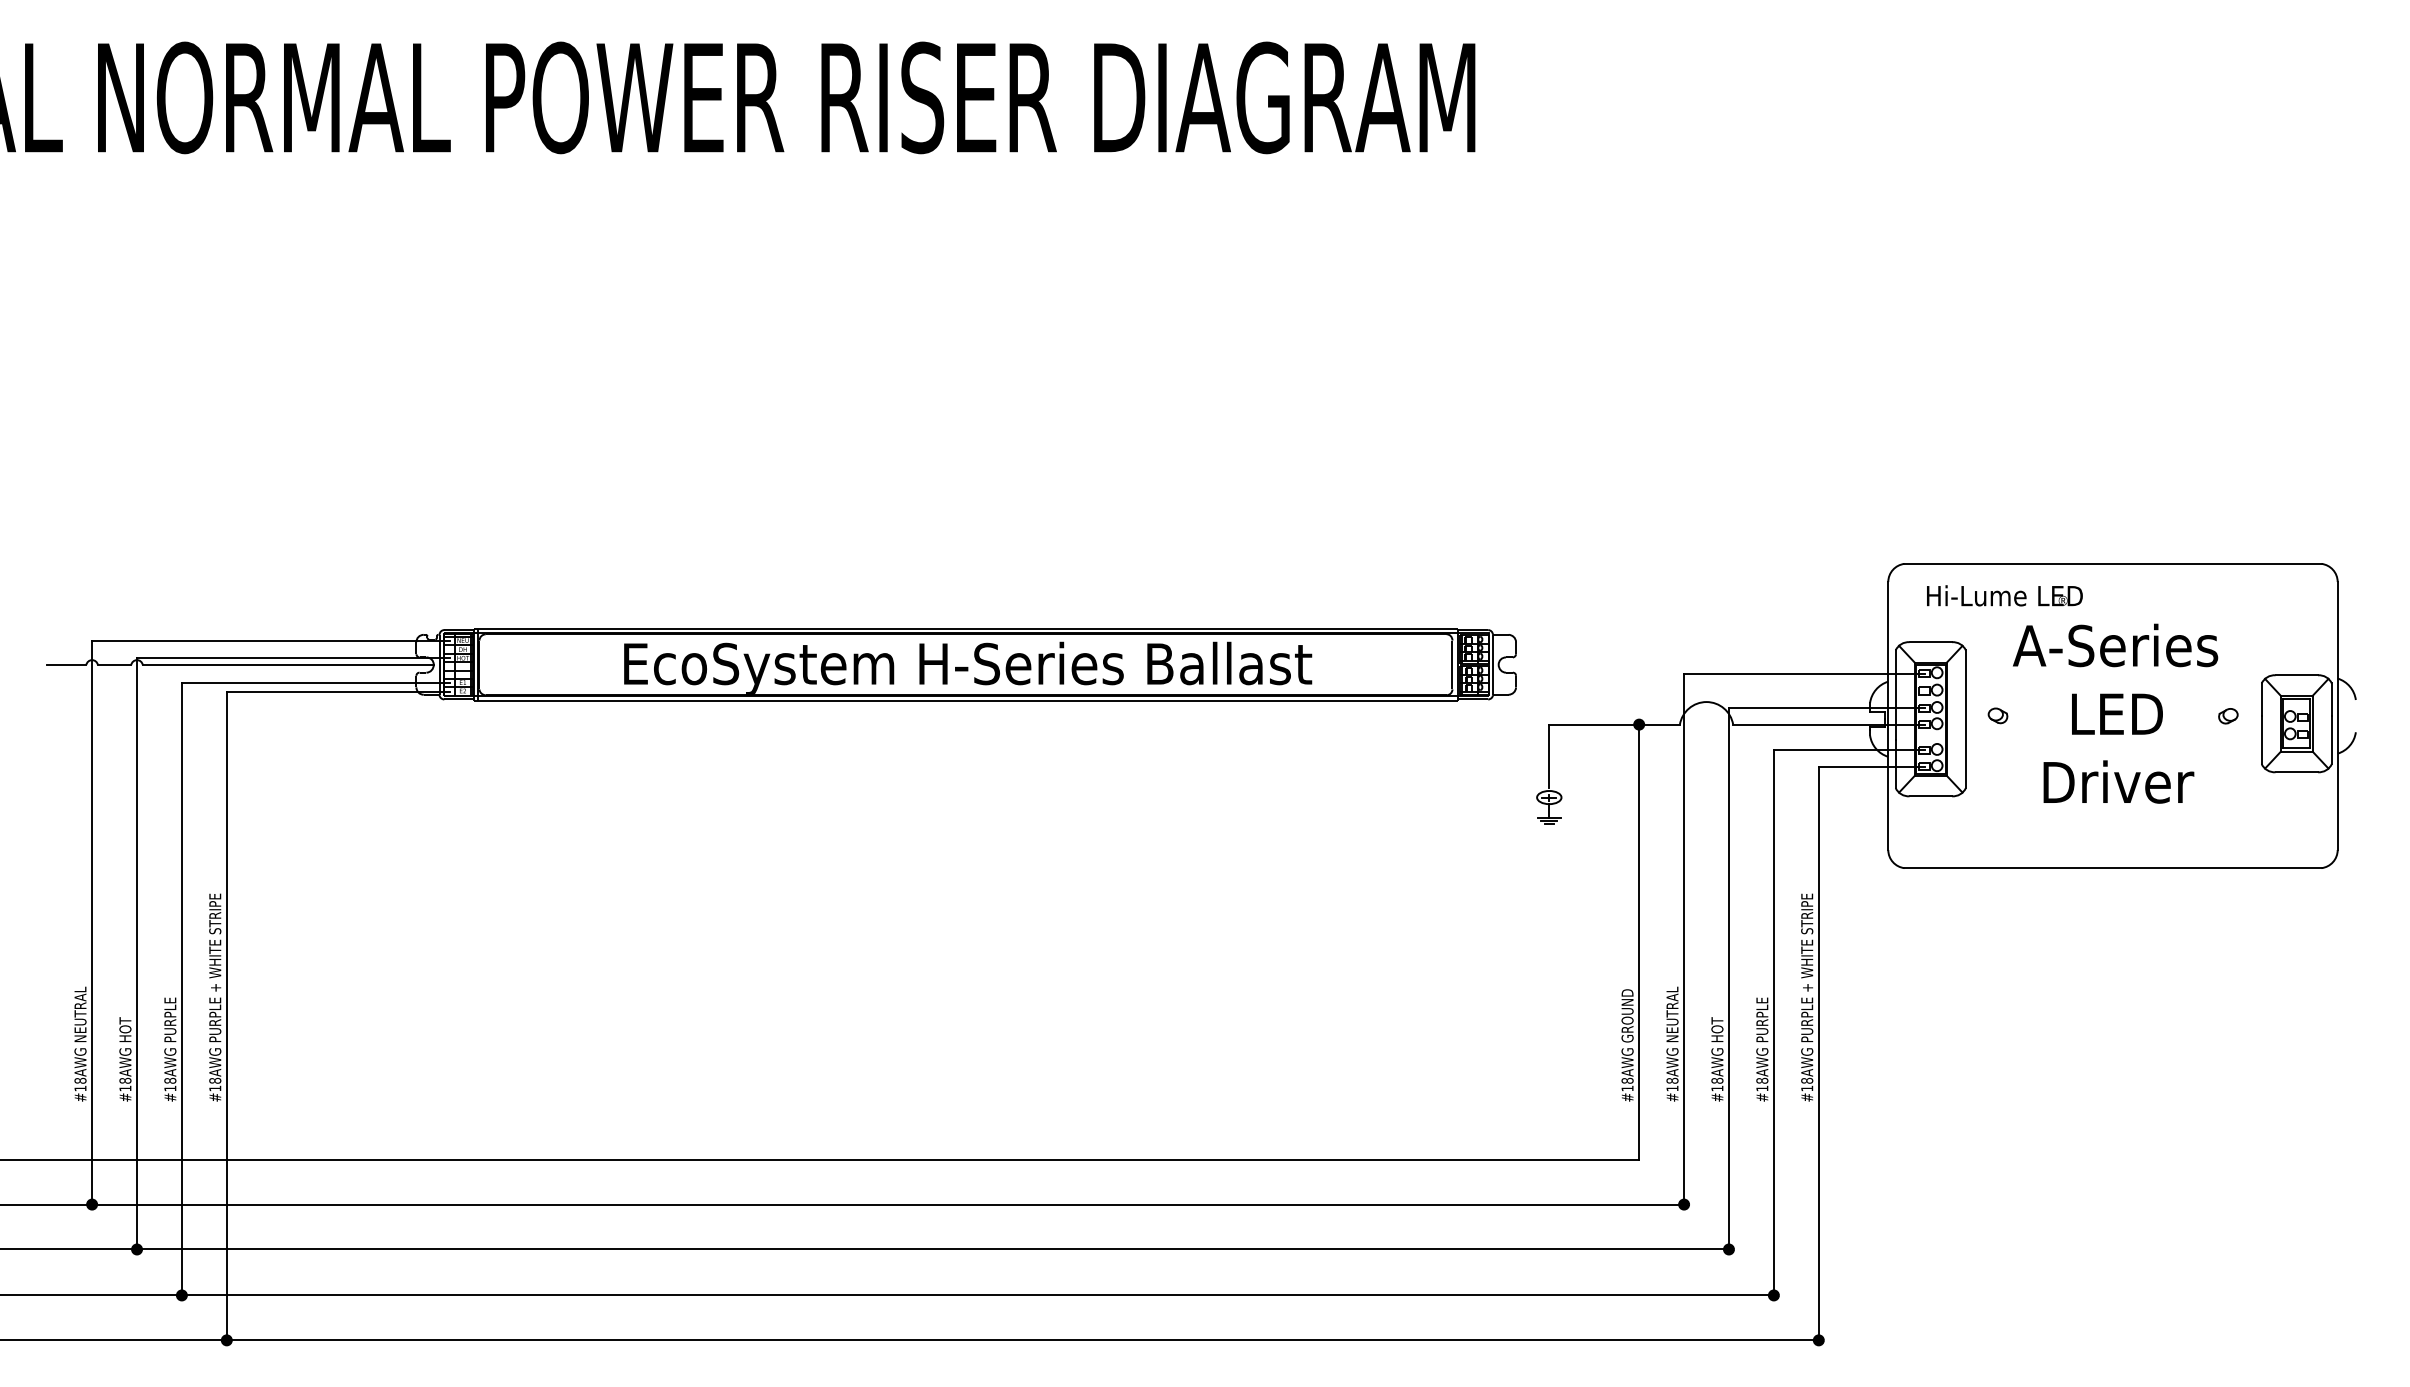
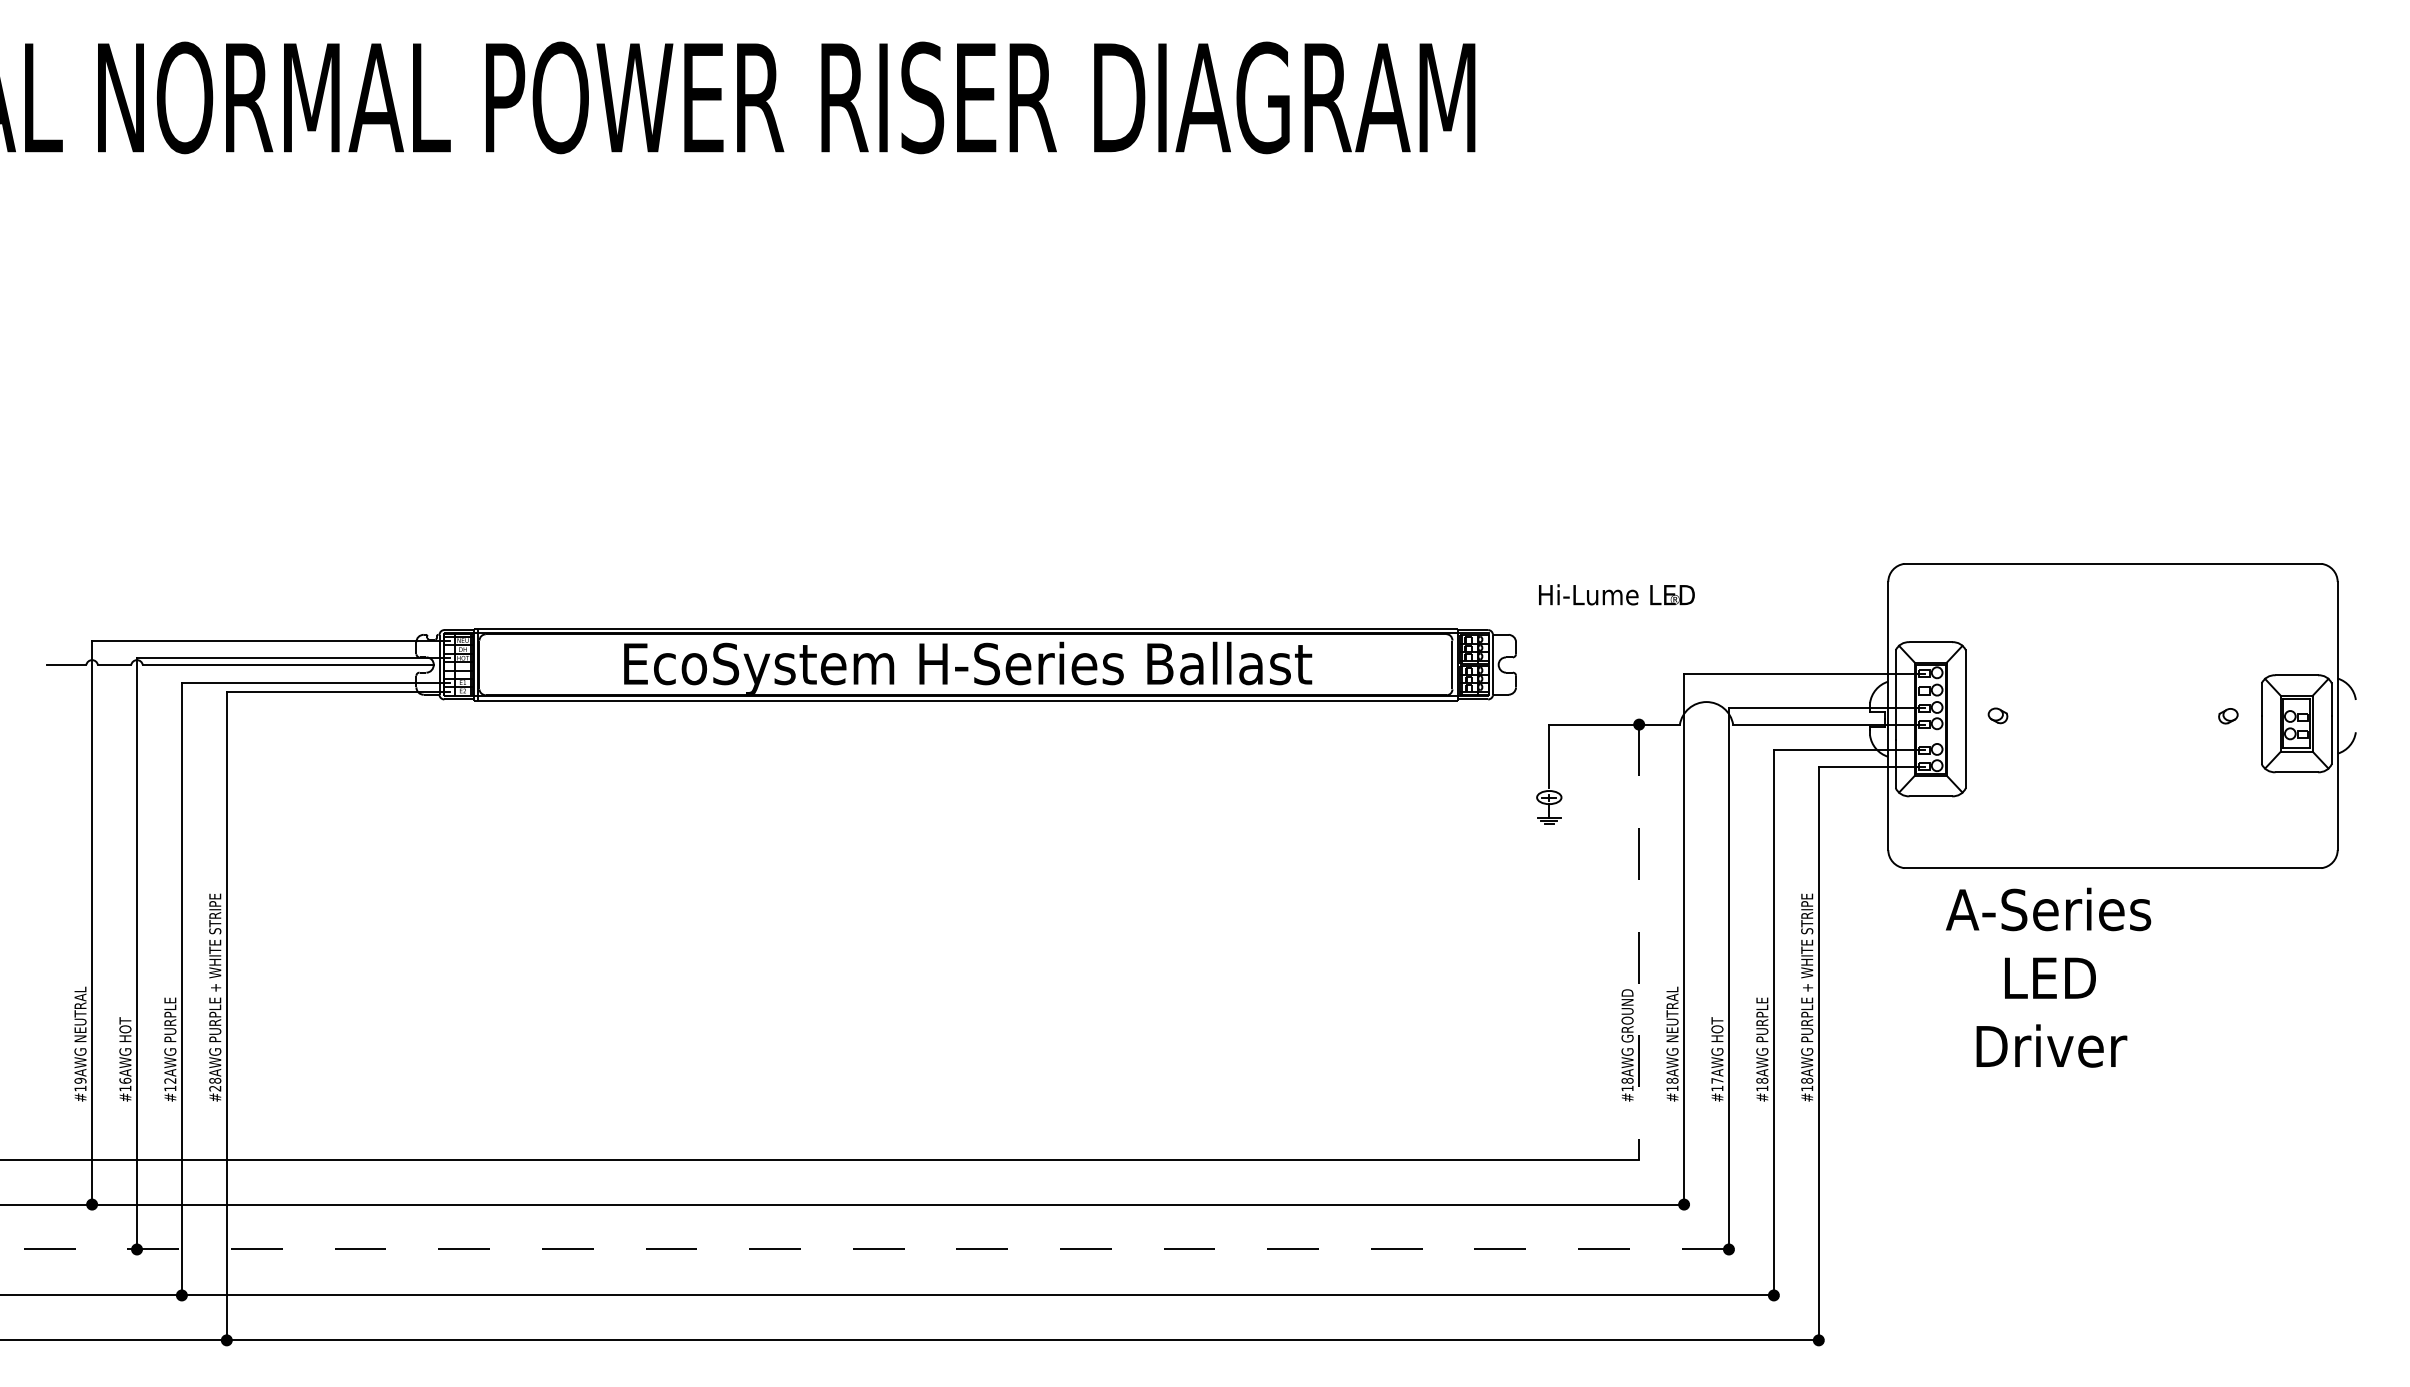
text position: (2004, 595) -> (1616, 594) (1616, 594)
text position: (2115, 713) -> (2048, 977) (2048, 977)
line: solid -> dashed (1639, 942)
text: #18AWG -> #19AWG (80, 1080)
text: #18AWG -> #16AWG (125, 1080)
text: #18AWG -> #12AWG (170, 1080)
text: #18AWG -> #17AWG (1717, 1080)
text: #18AWG -> #28AWG (215, 1088)
line: solid -> dashed (865, 1249)
